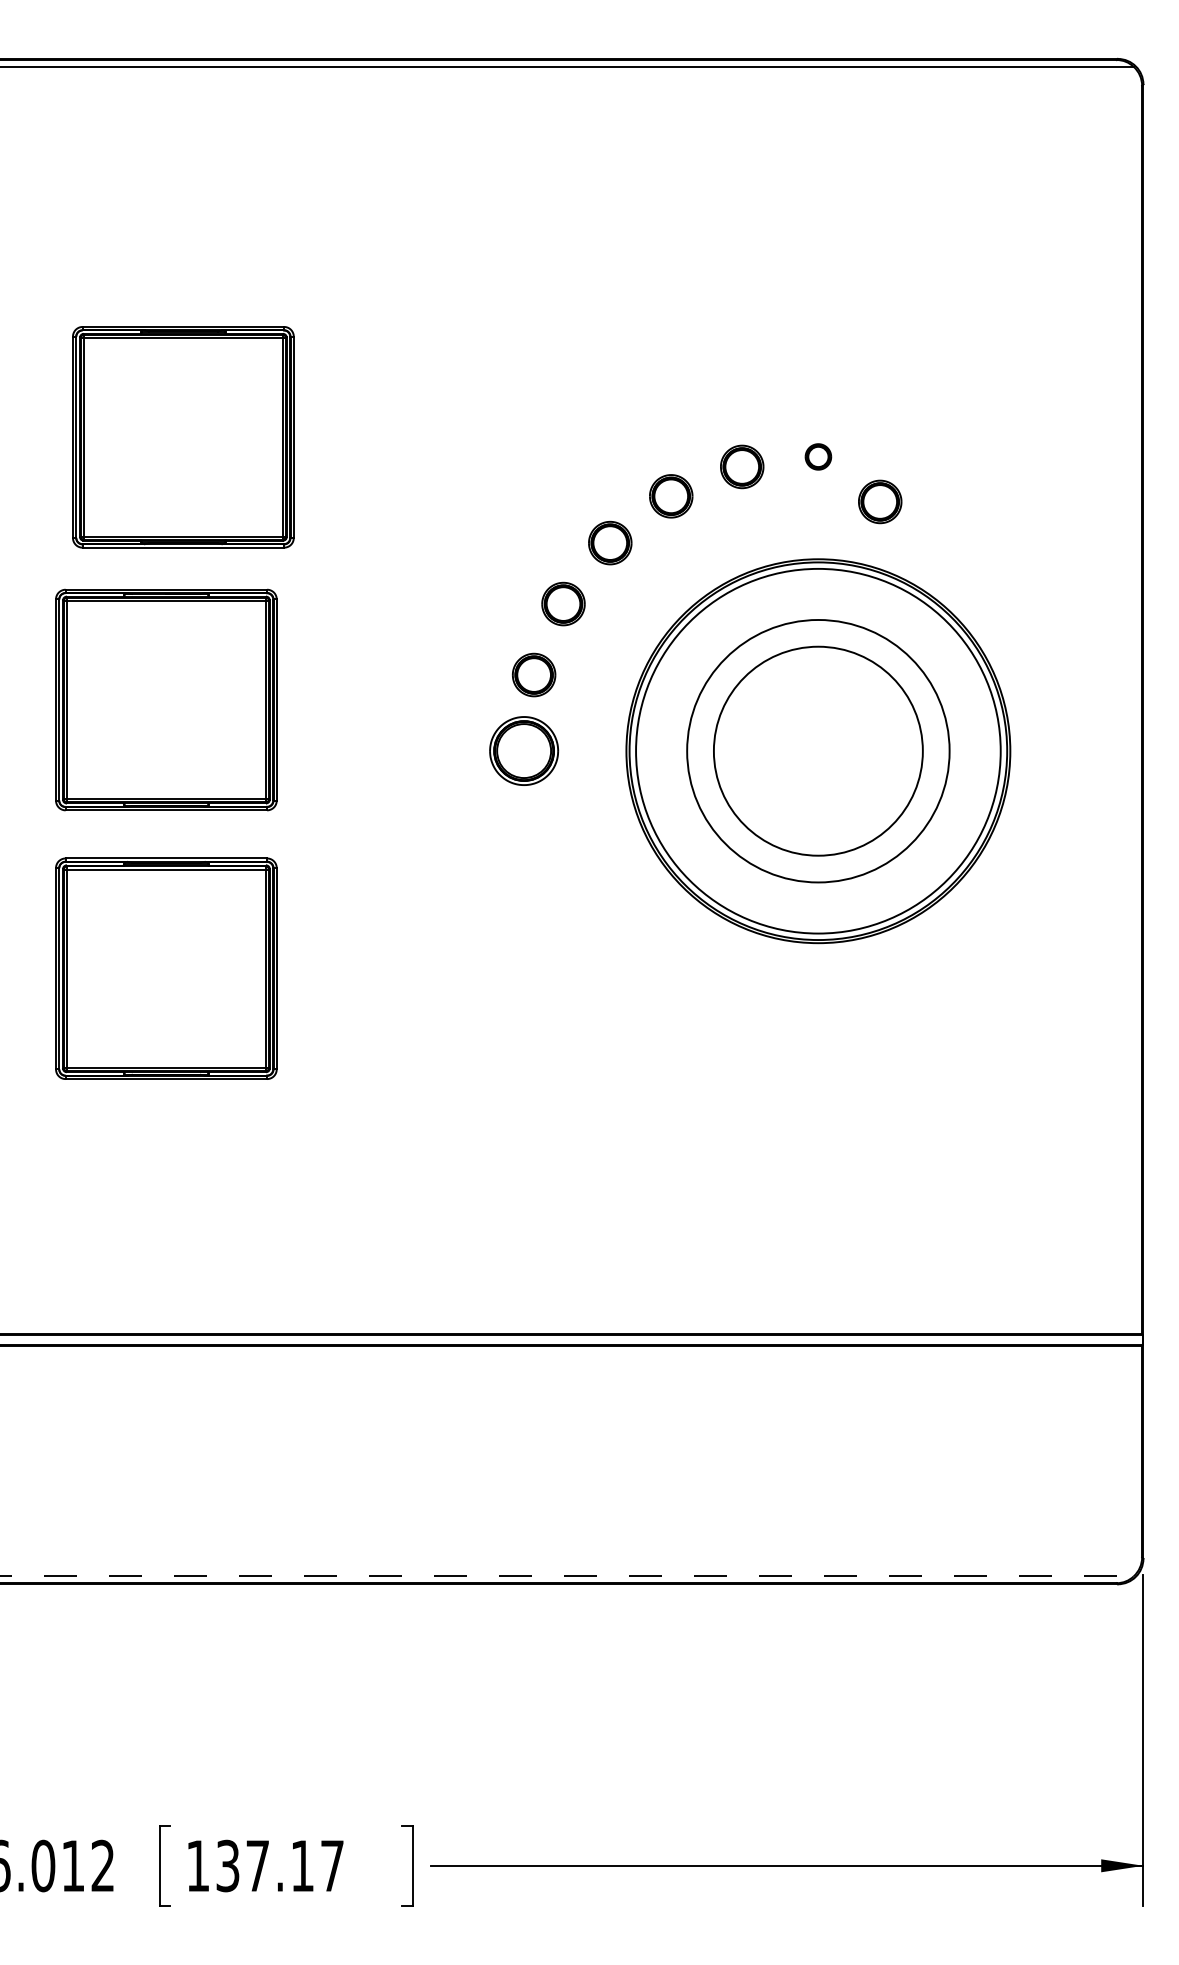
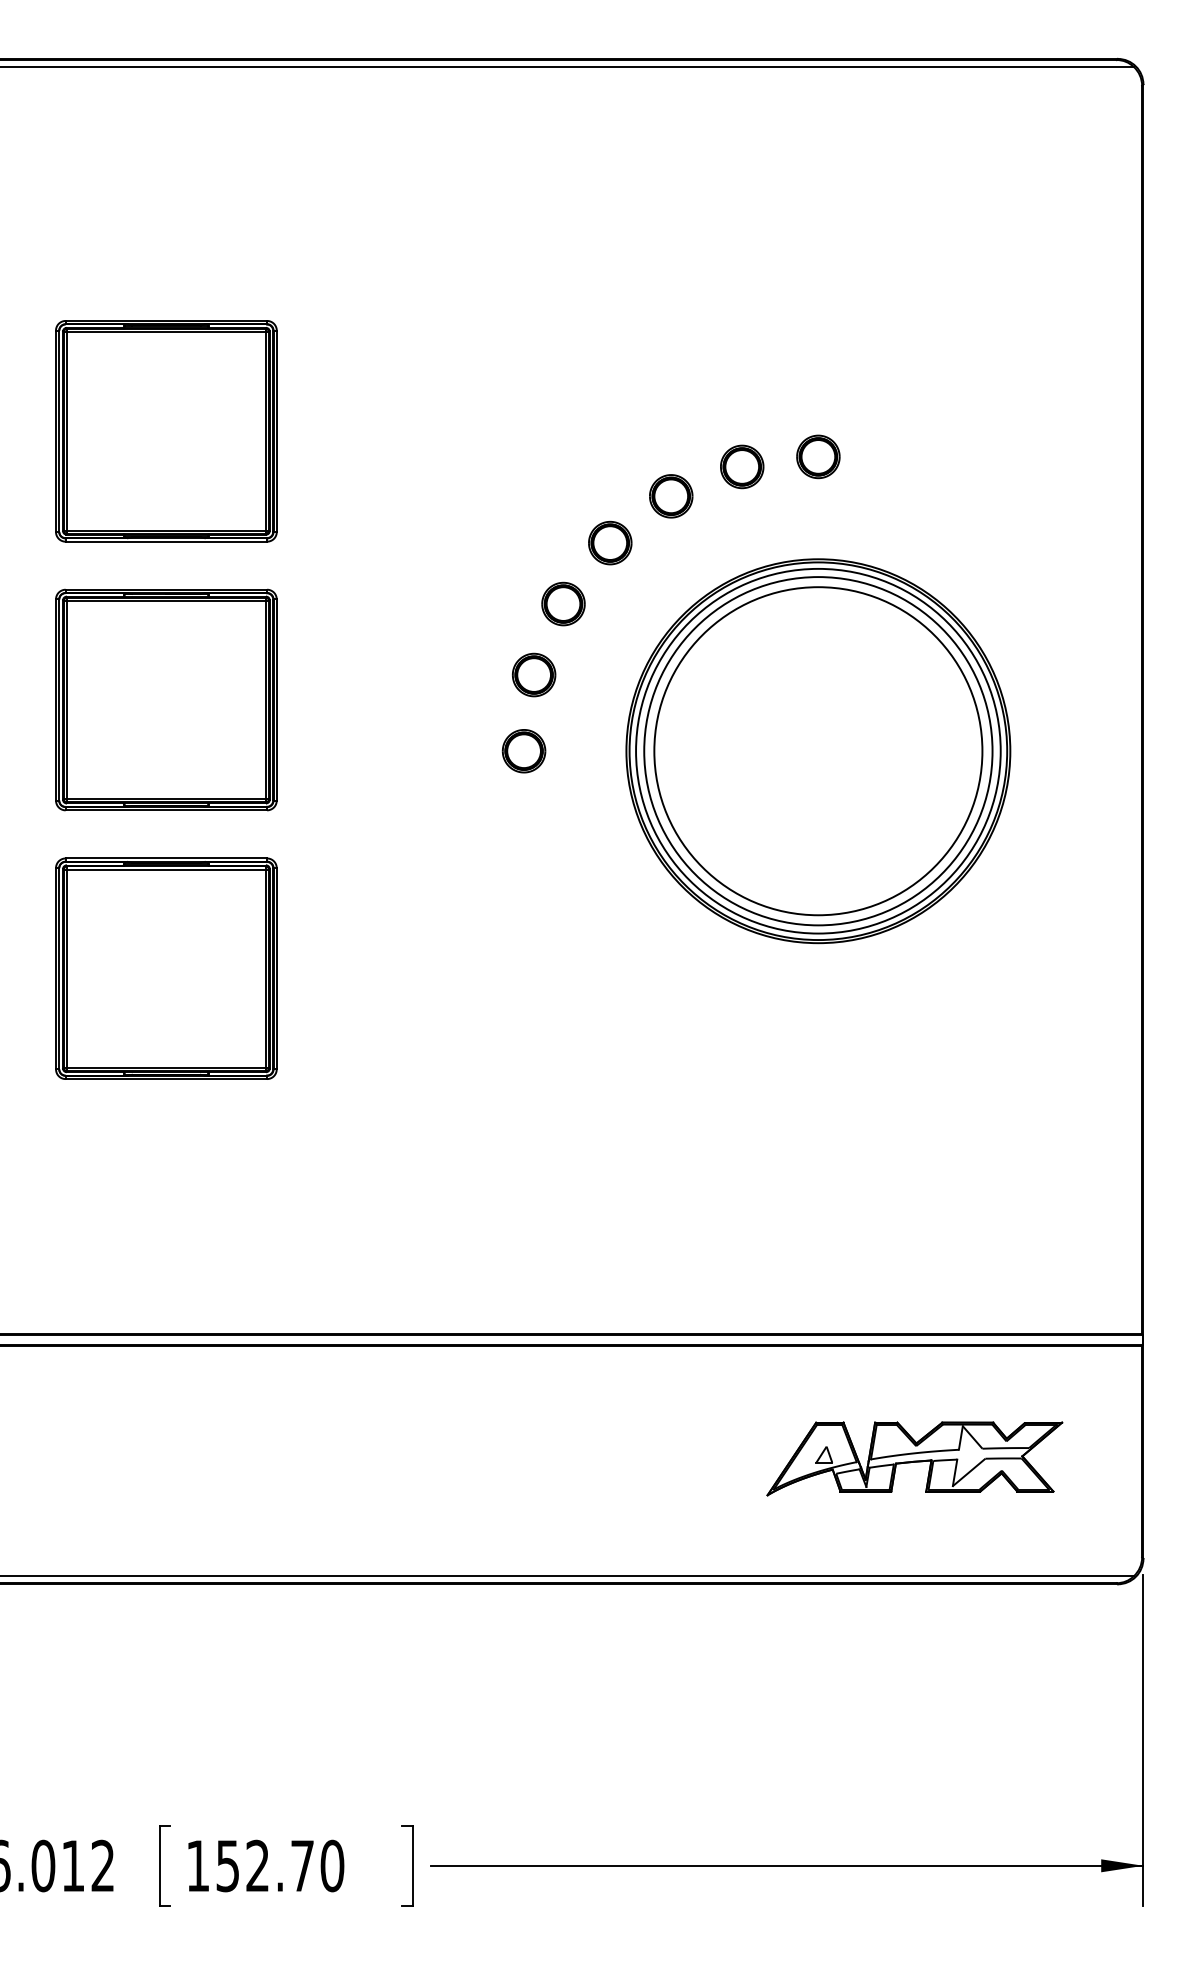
part position: (183, 437) -> (166, 431) (166, 431)
part size: 29x28 px -> 45x46 px (818, 456)
part: present -> none (880, 501)
part size: 71x70 px -> 46x45 px (523, 751)
circle diameter: 209 px -> 348 px (818, 751)
circle diameter: 262 px -> 328 px (818, 751)
part: none -> present (914, 1458)
line: dashed -> solid (567, 1576)
text: 137.17 -> 152.70 (280, 1865)
